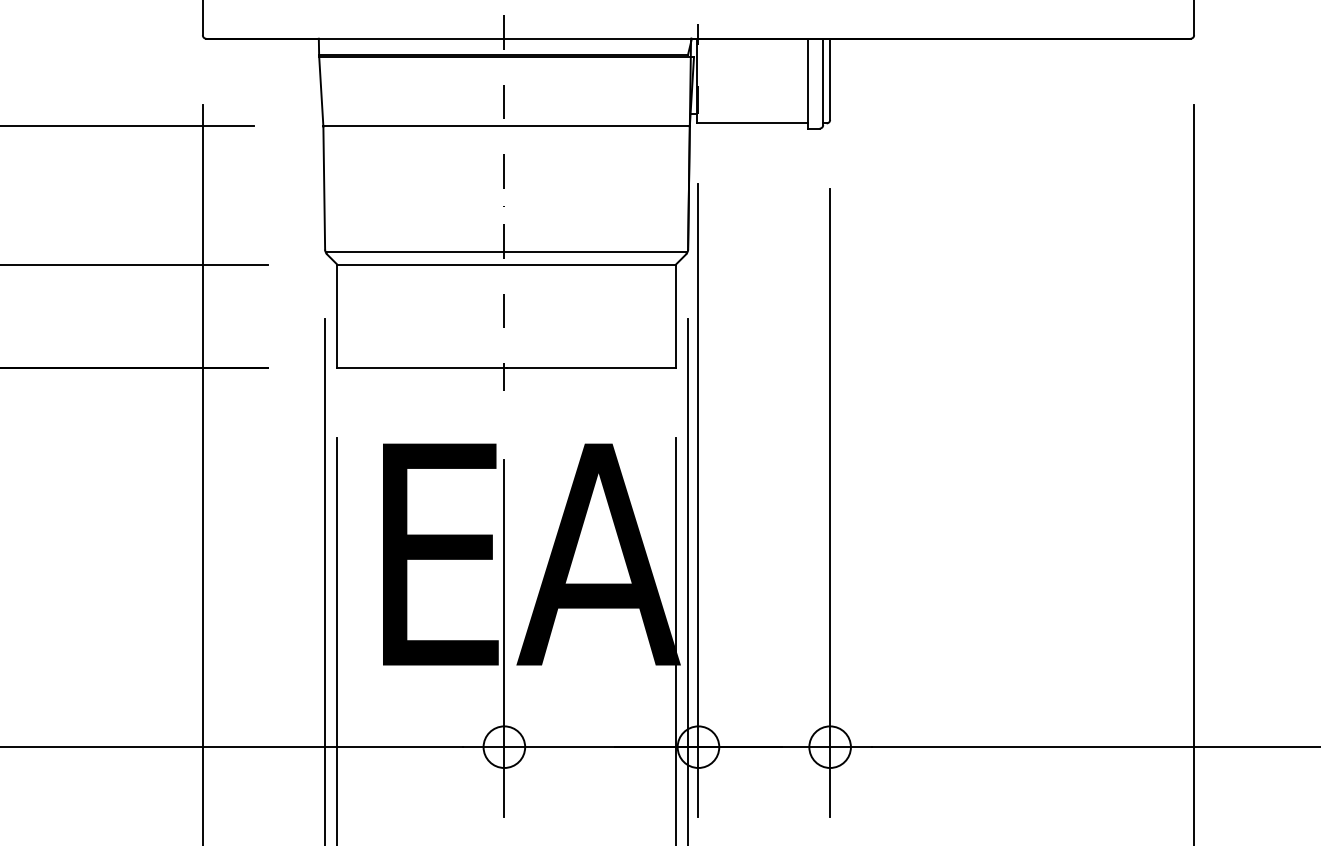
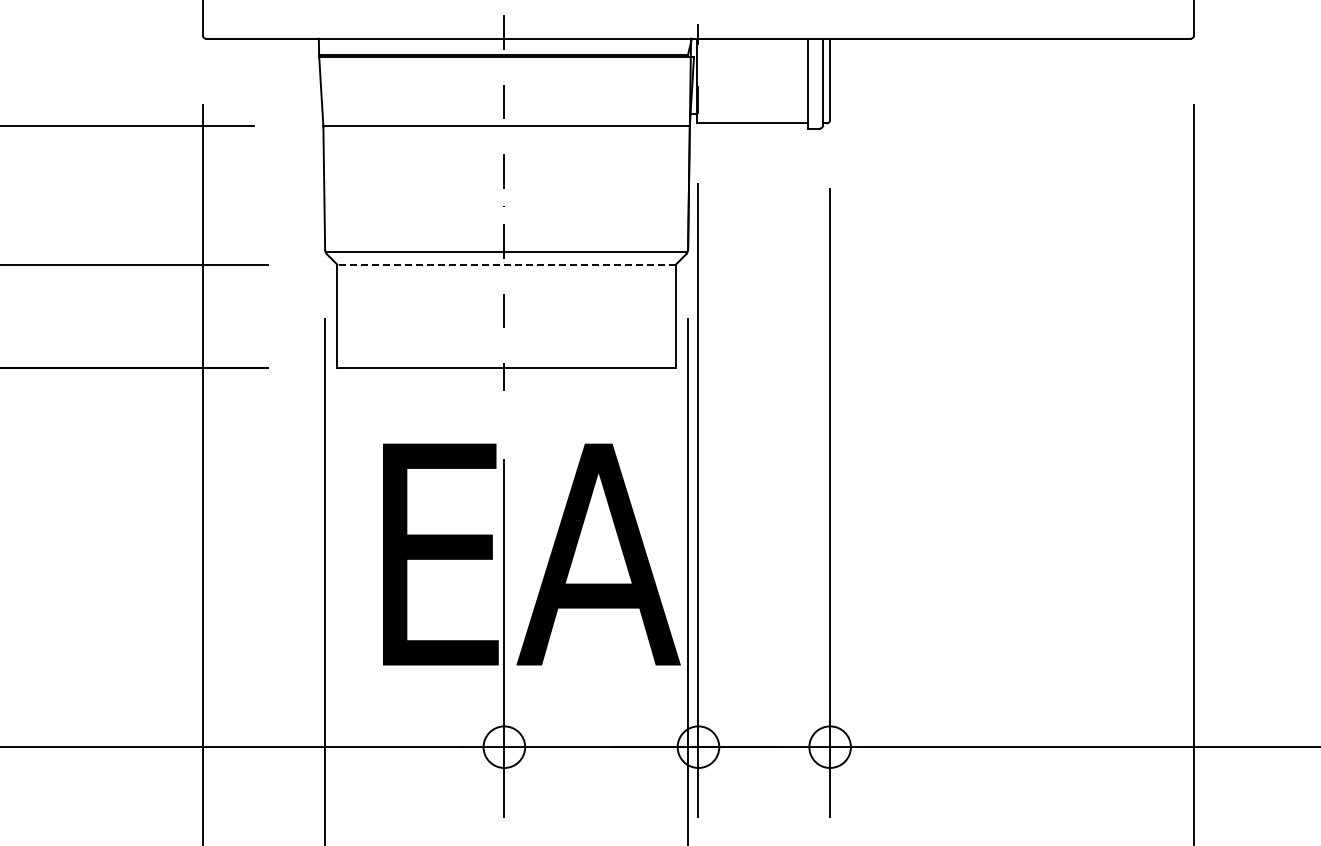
line: solid -> dashed (506, 264)
line: present -> none (337, 639)
line: present -> none (676, 639)
